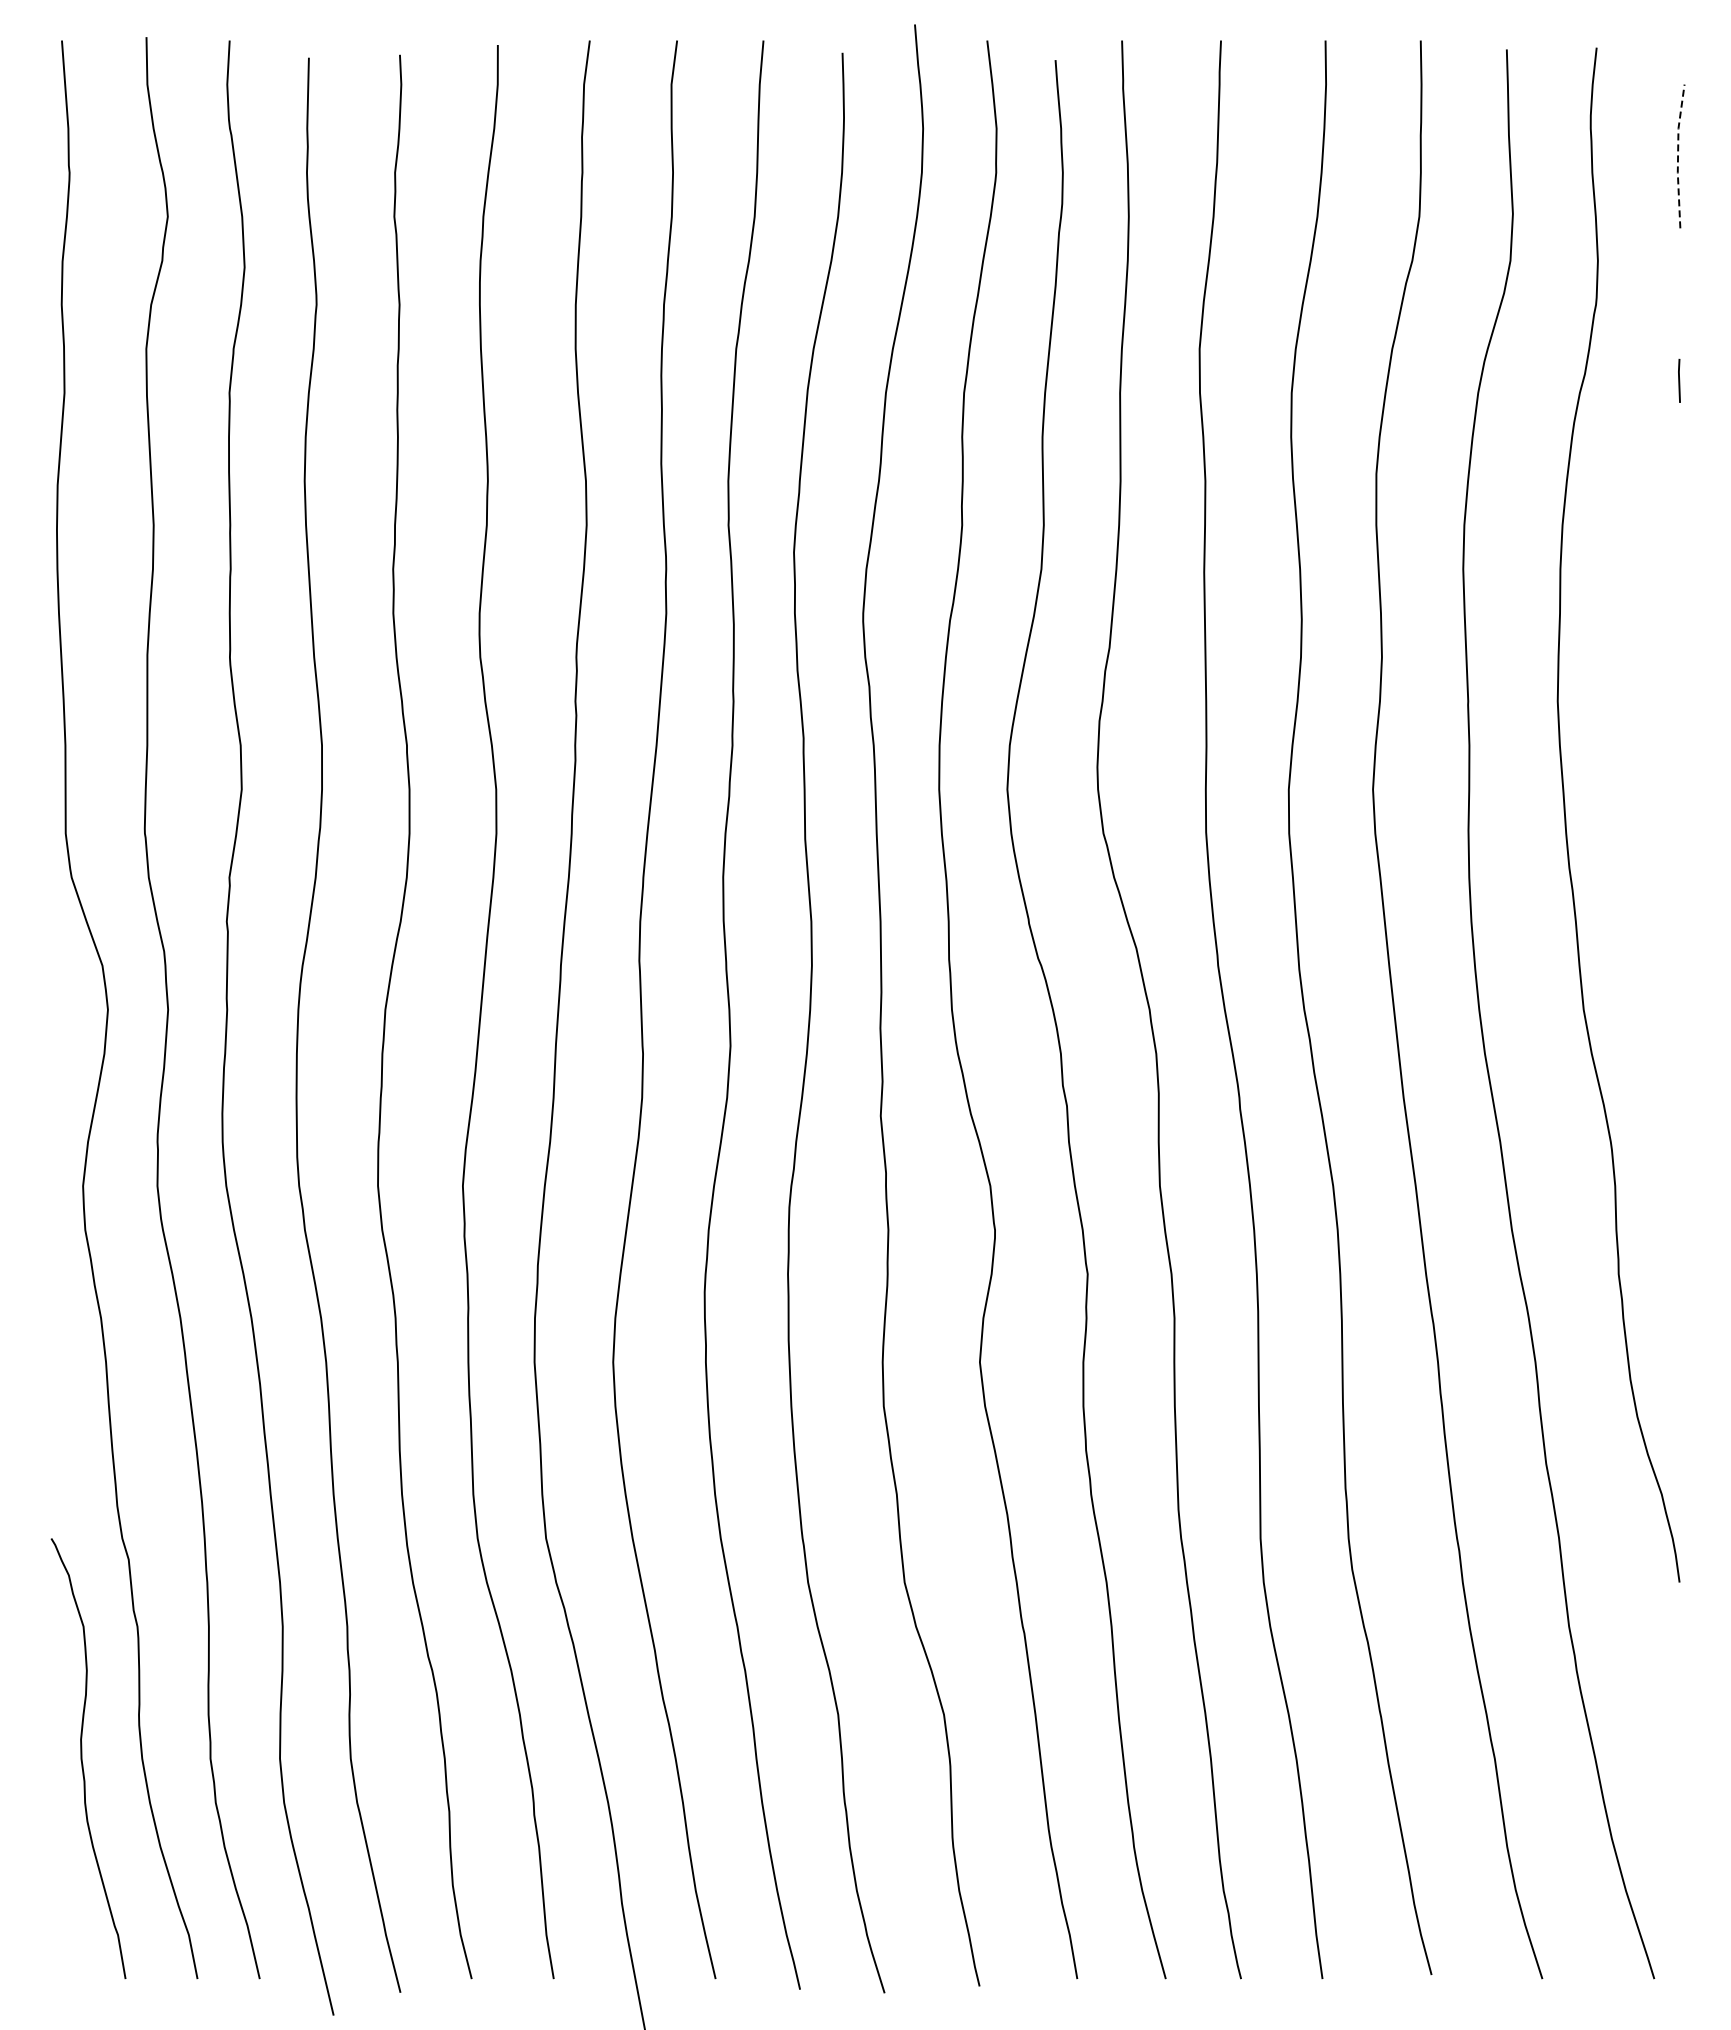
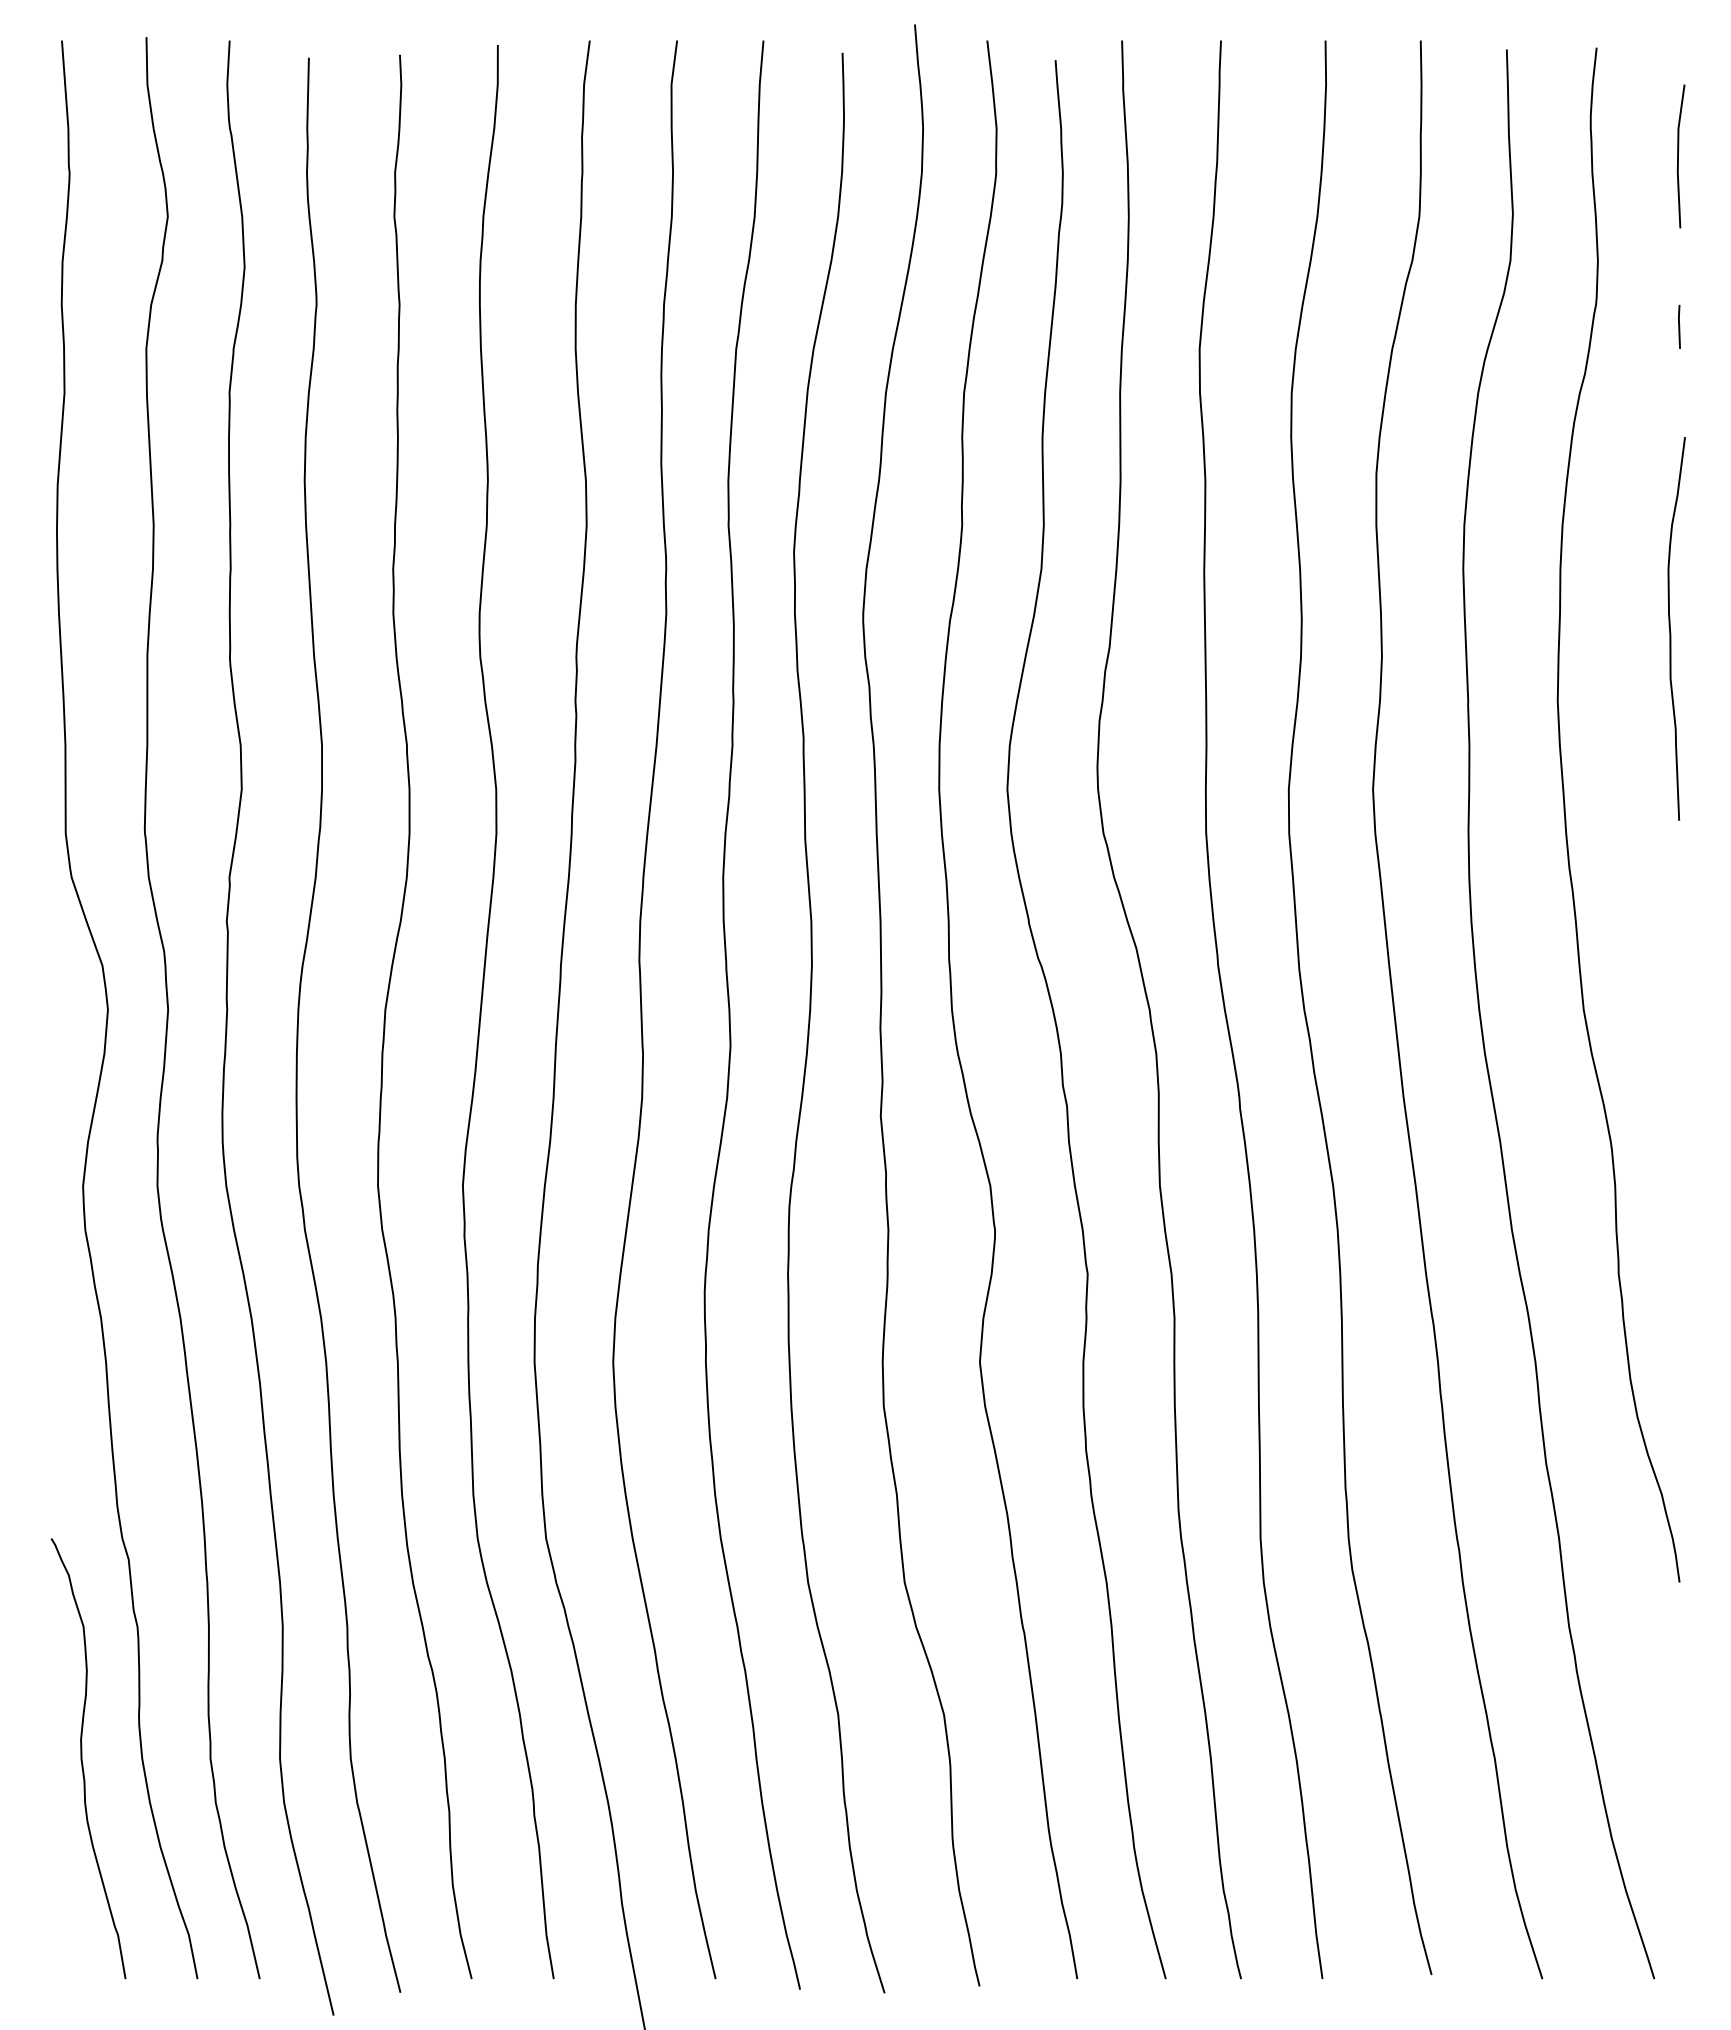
line: dashed -> solid (1678, 156)
line position: (1679, 380) -> (1679, 326) (1679, 326)
curve: none -> present (1670, 628)
